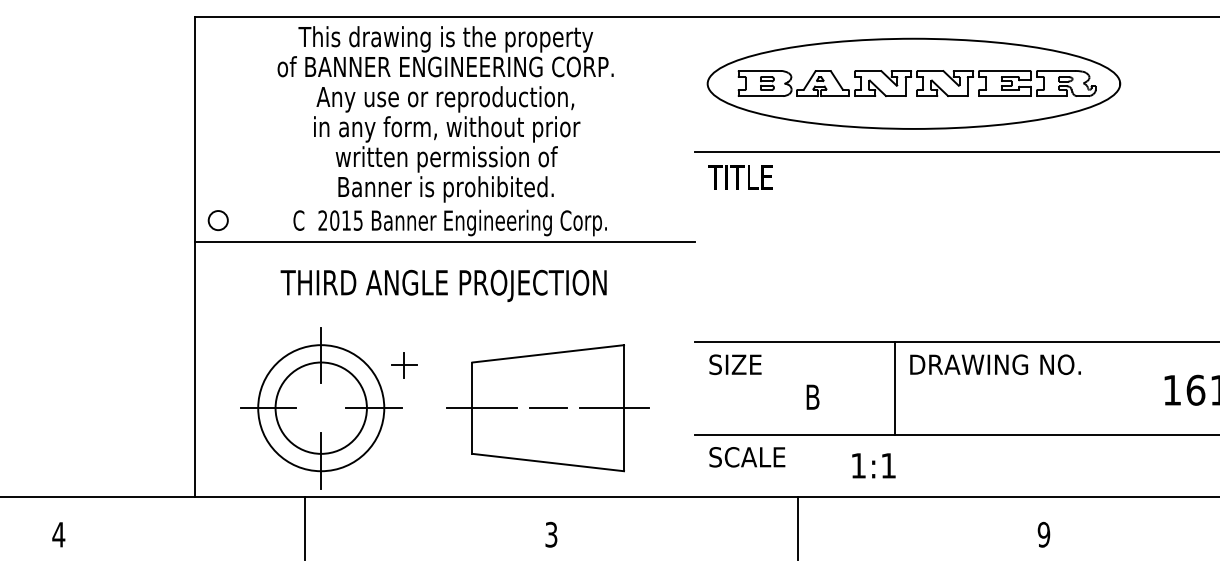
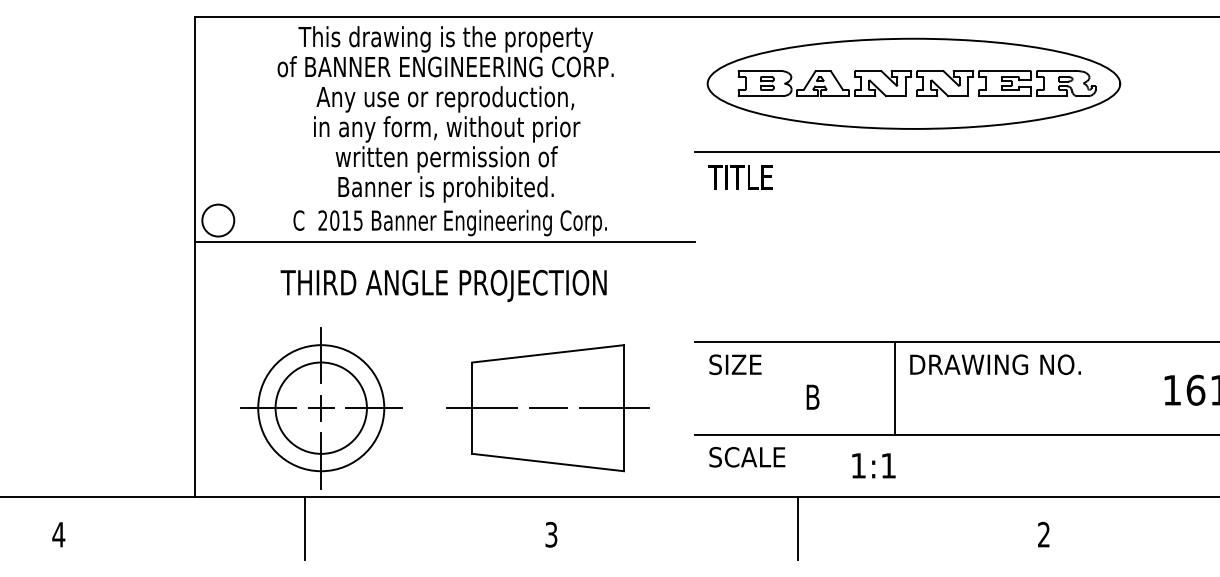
circle diameter: 19 px -> 32 px (218, 220)
part position: (404, 365) -> (321, 408) (321, 408)
text: 9 -> 2 (1043, 534)
